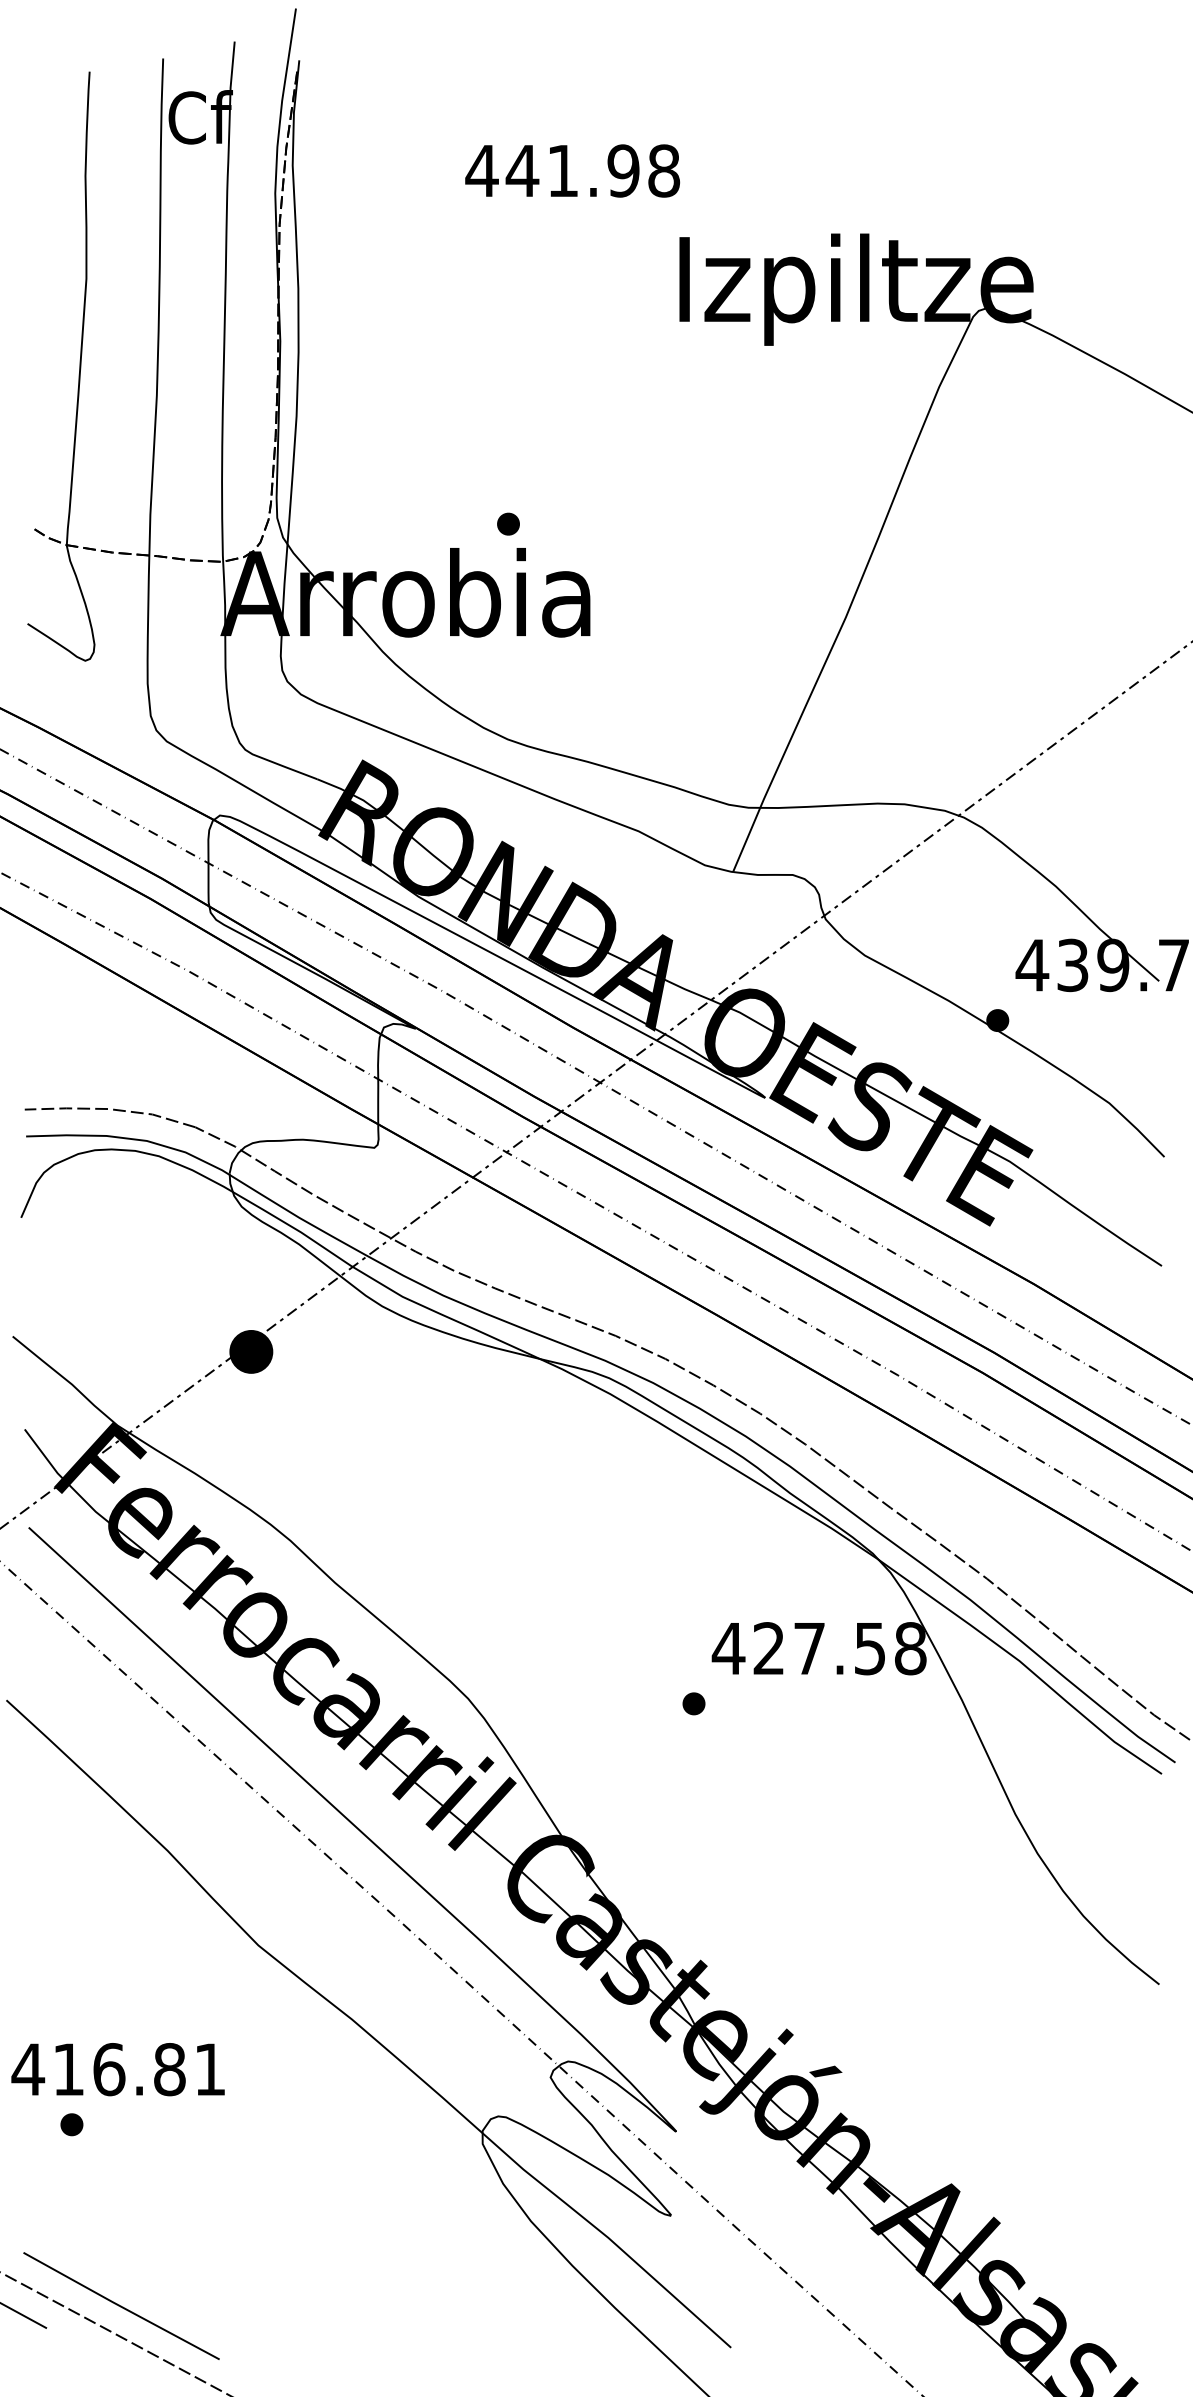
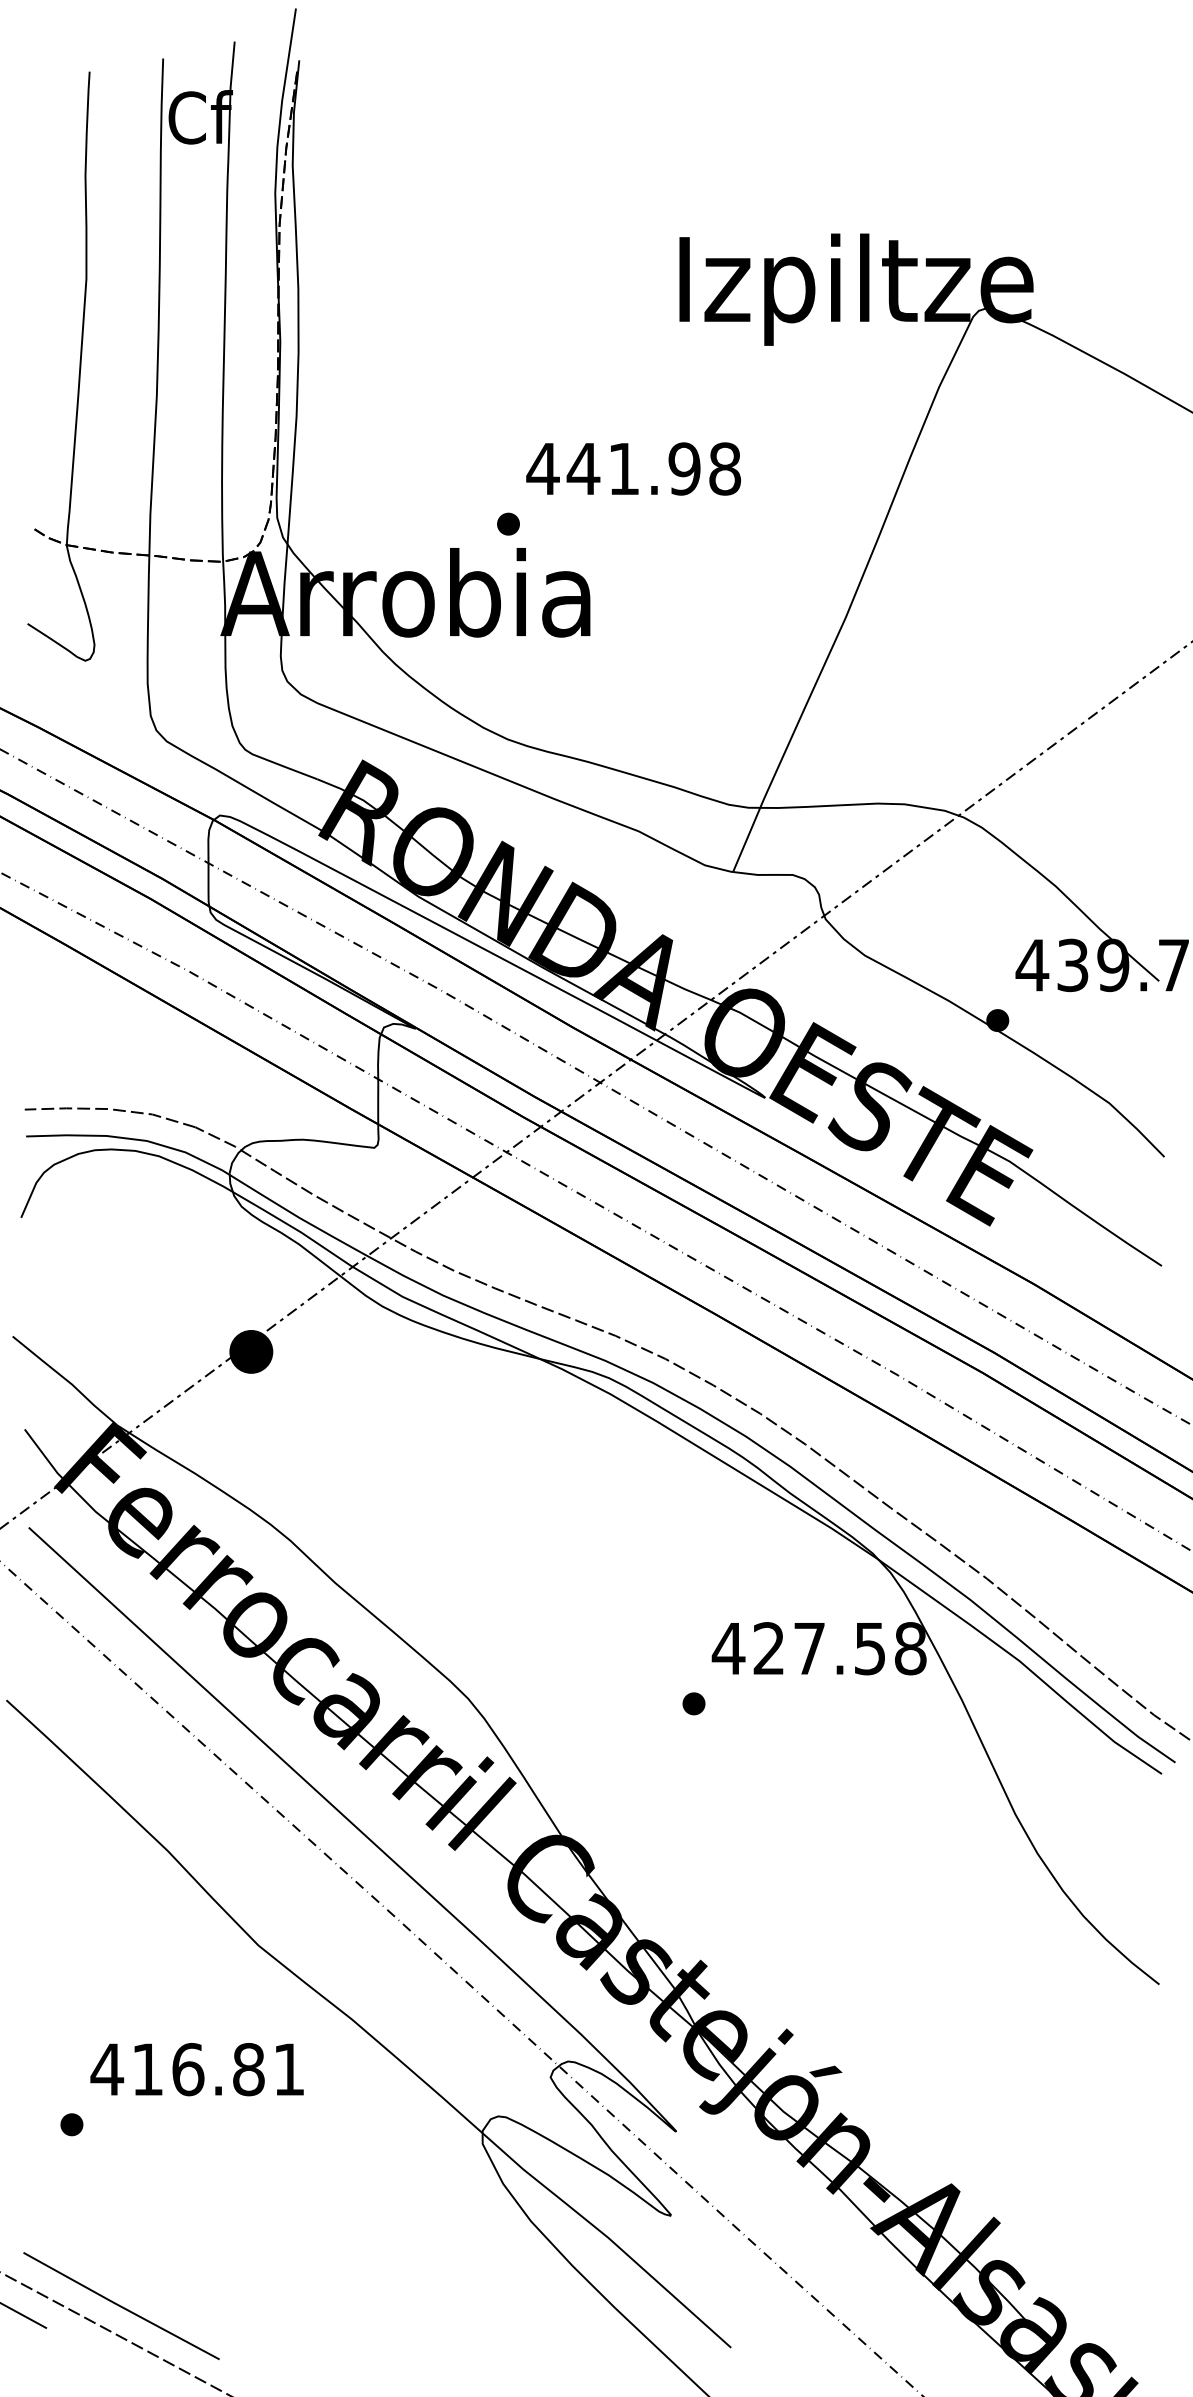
text position: (572, 170) -> (633, 468) (633, 468)
text position: (117, 2069) -> (196, 2069) (196, 2069)
